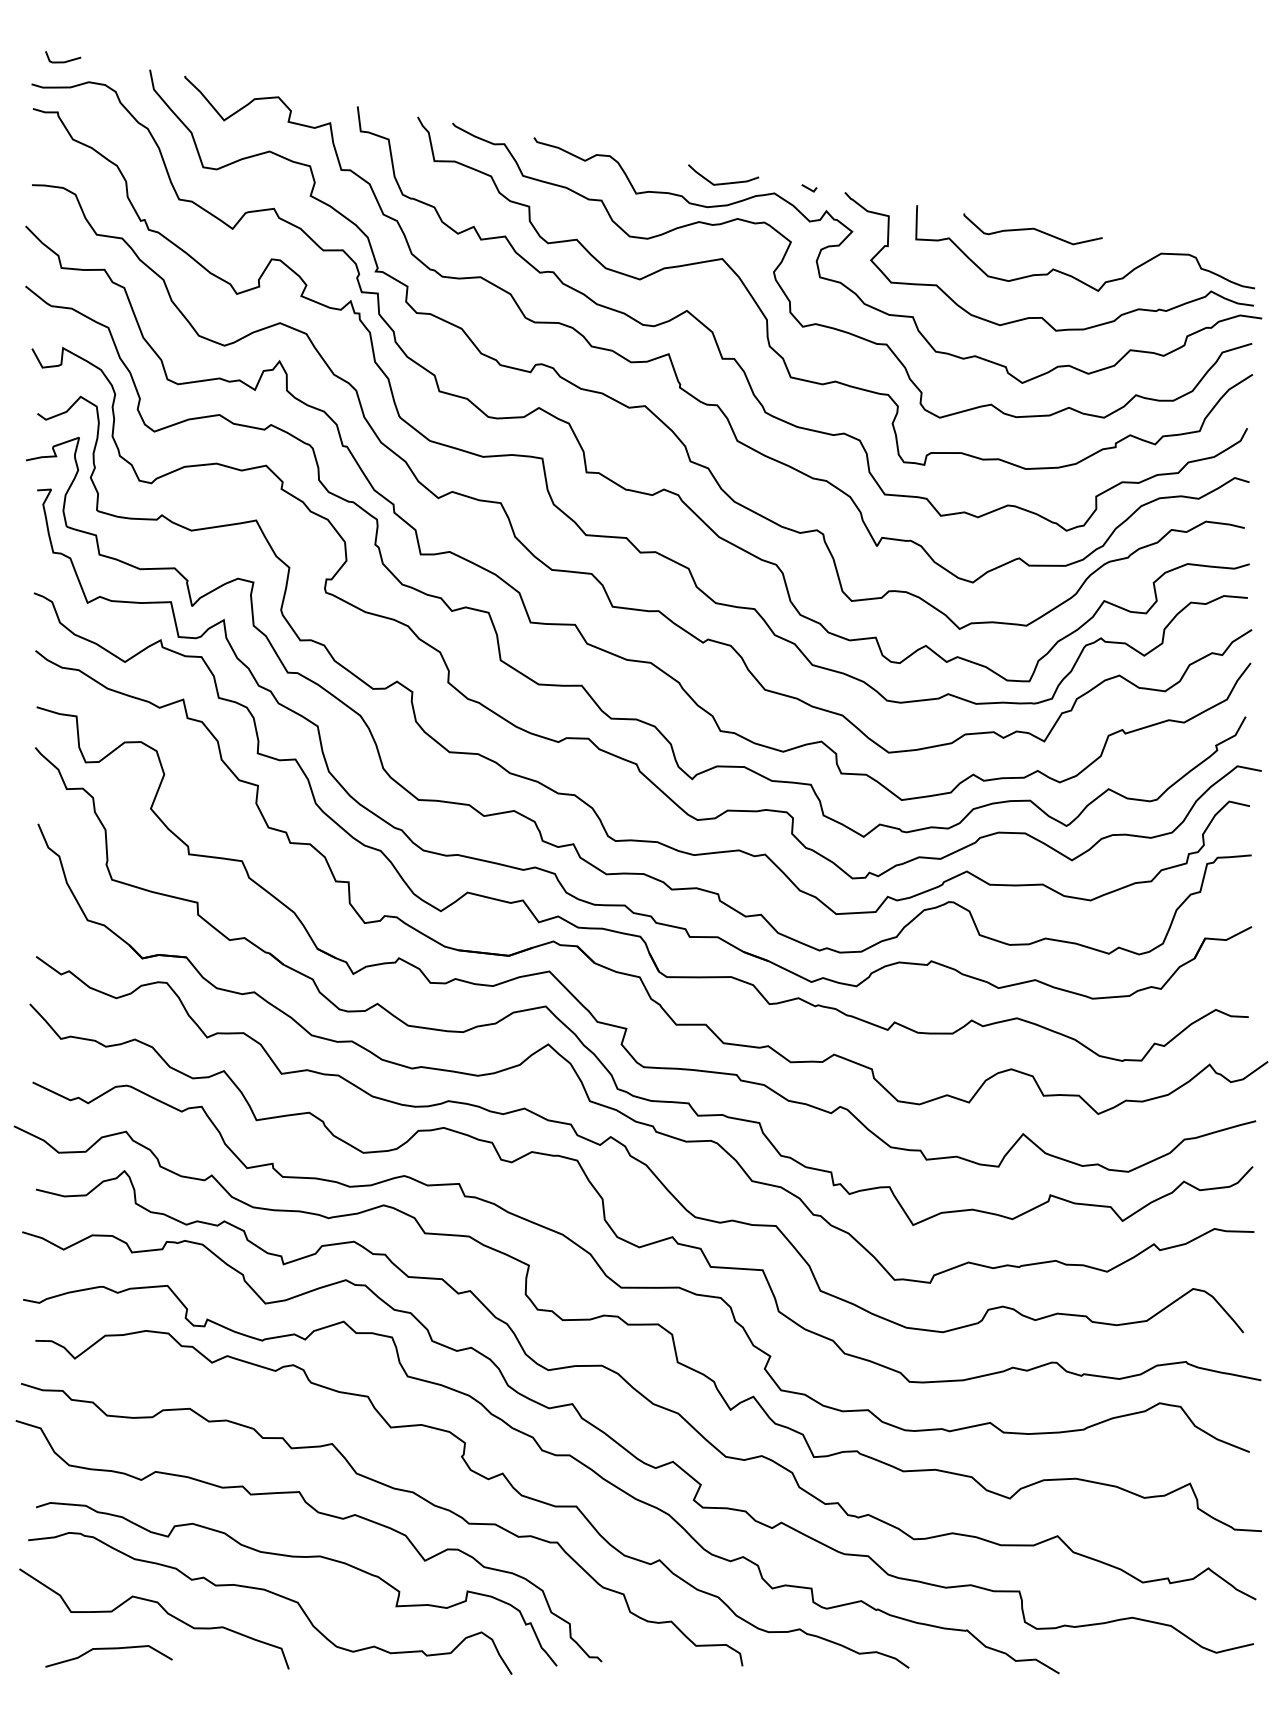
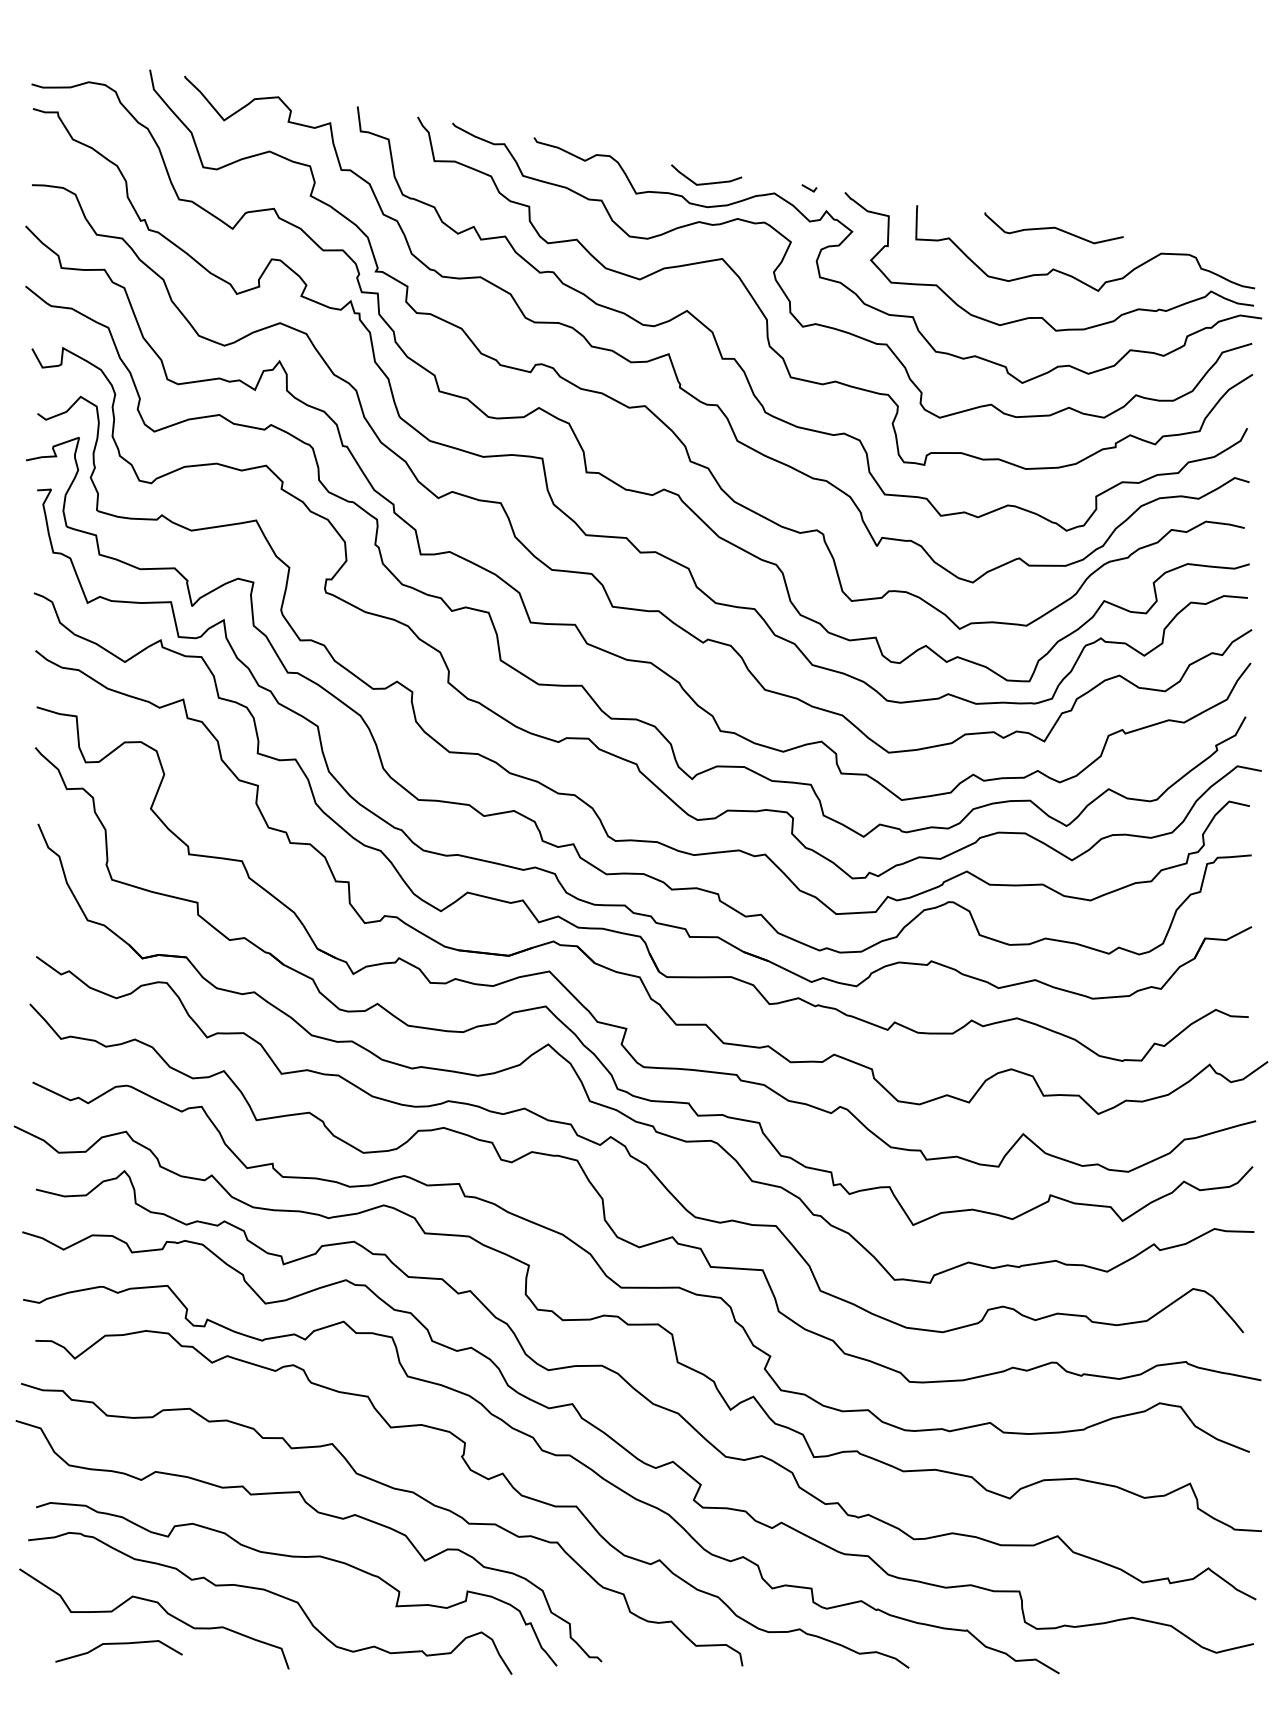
line: present -> none (63, 61)
curve position: (724, 182) -> (707, 182) (707, 182)
curve position: (1032, 229) -> (1053, 228) (1053, 228)
curve position: (108, 1649) -> (118, 1644) (118, 1644)
